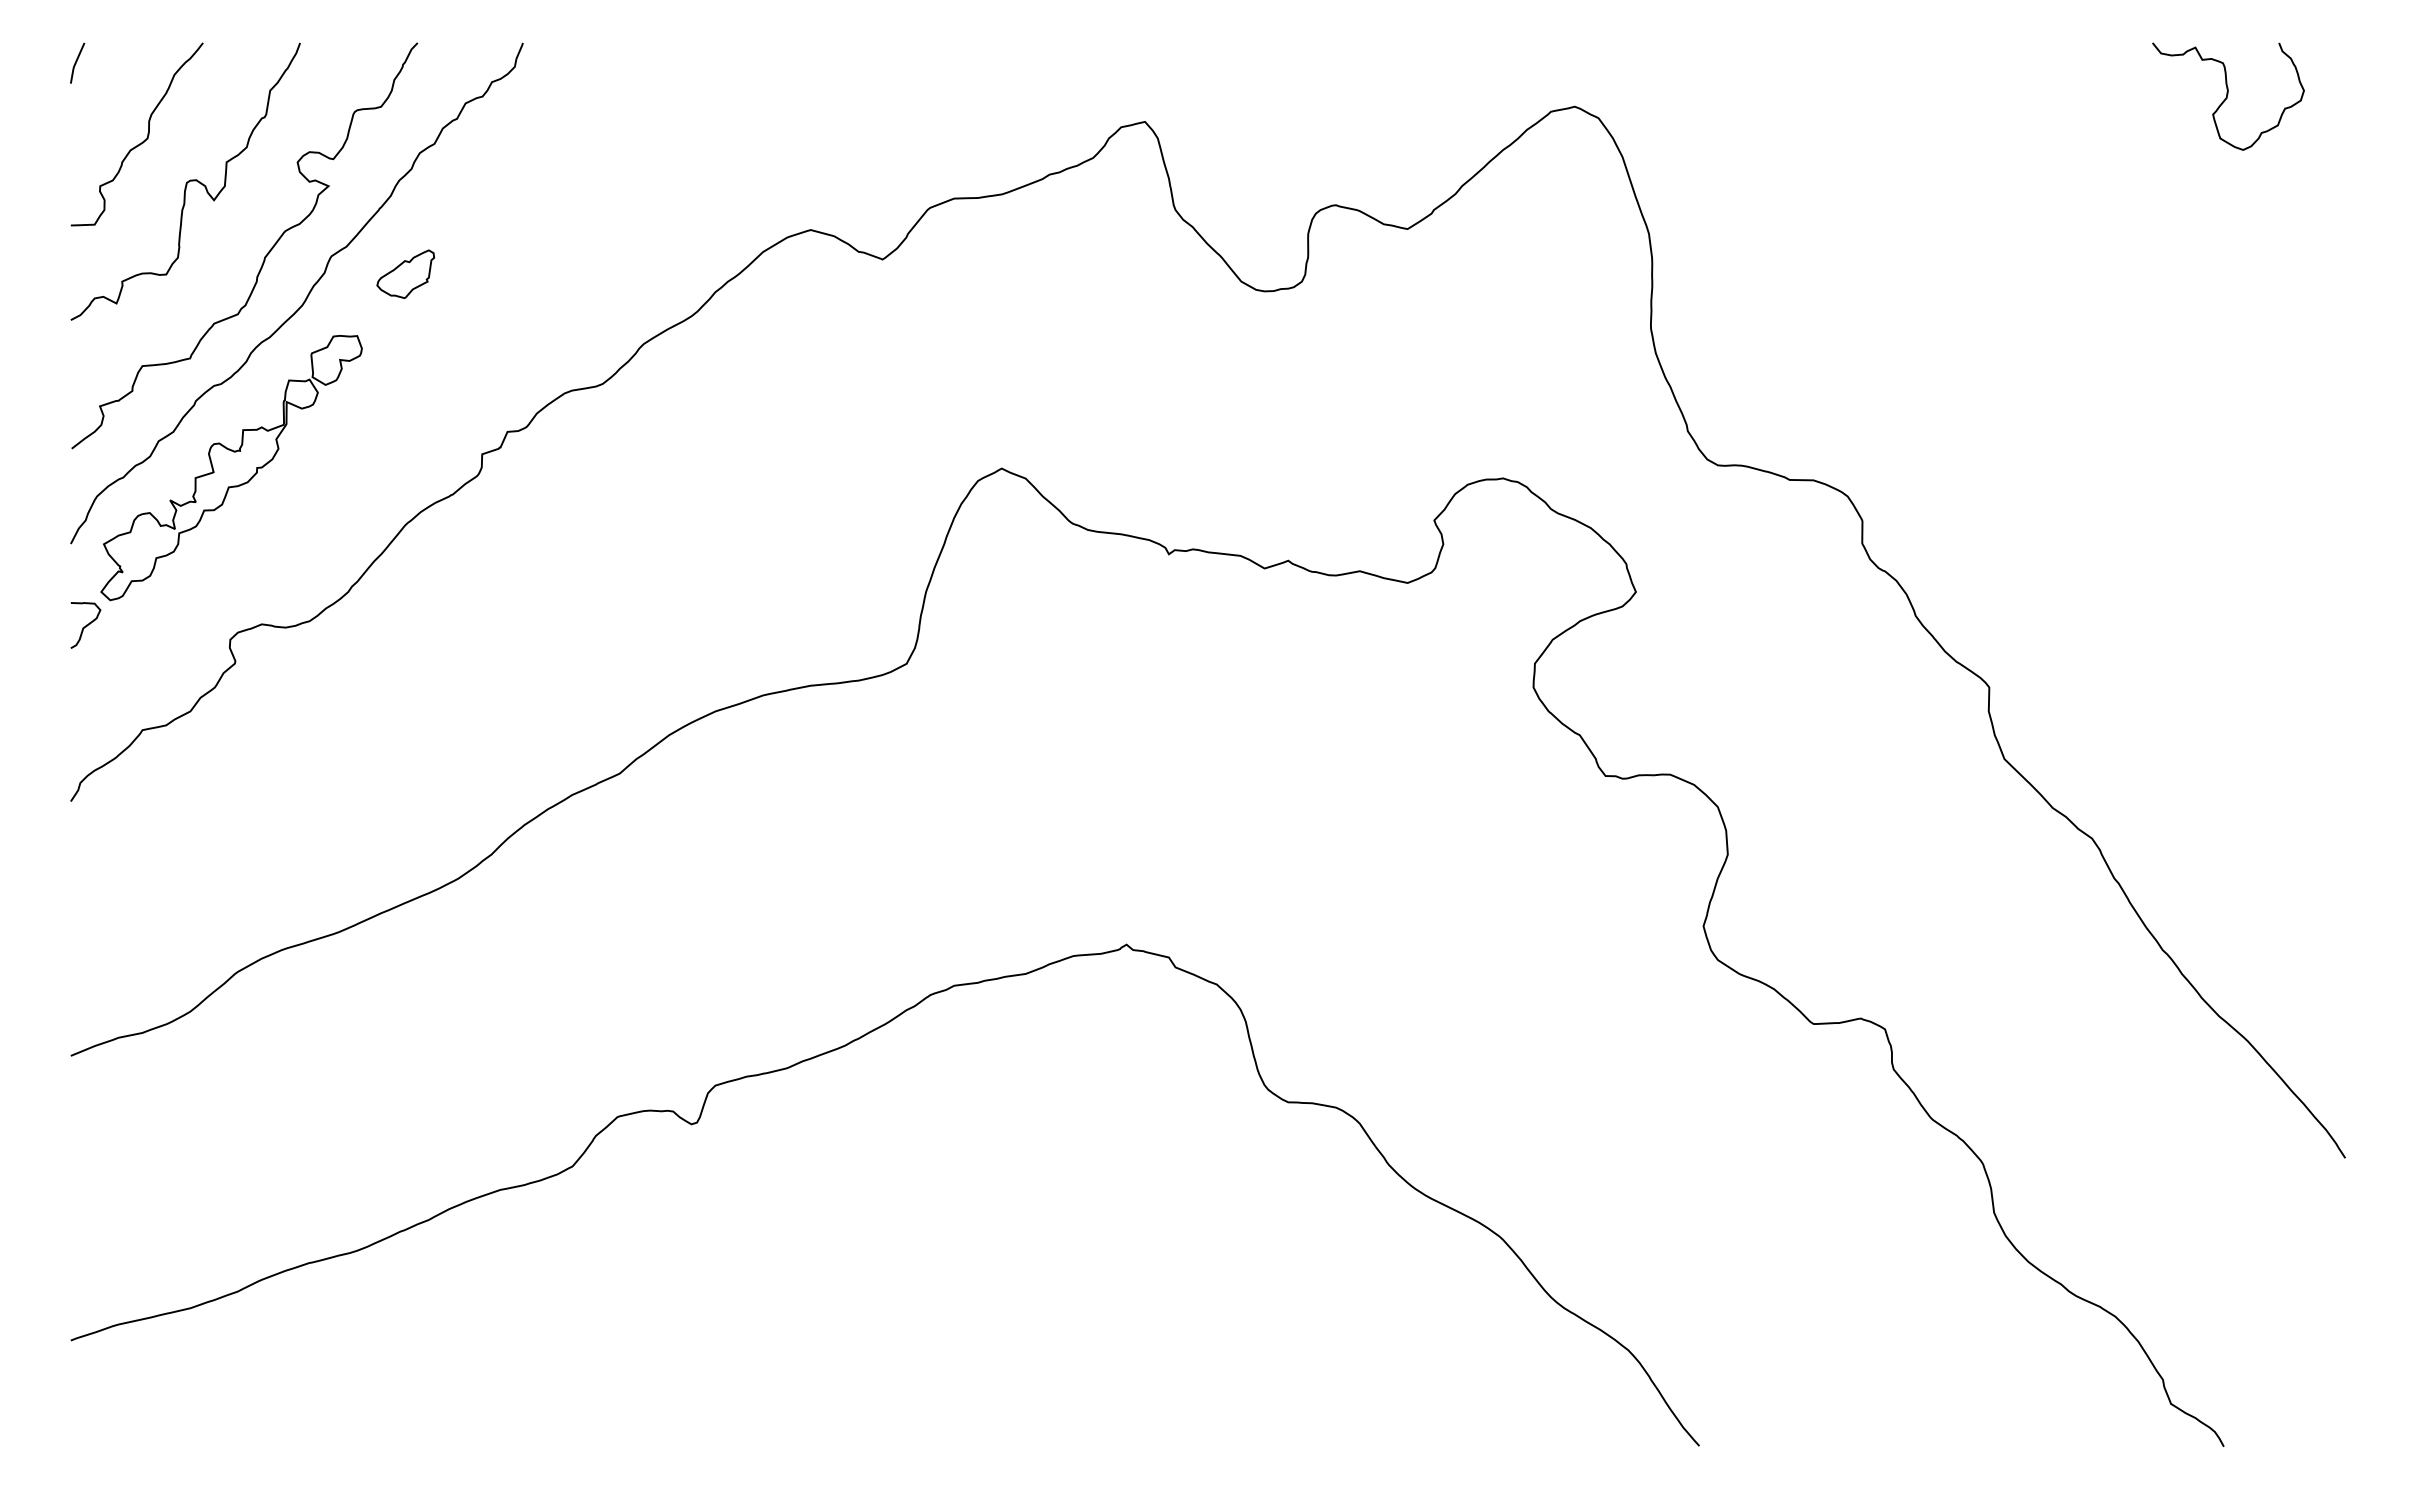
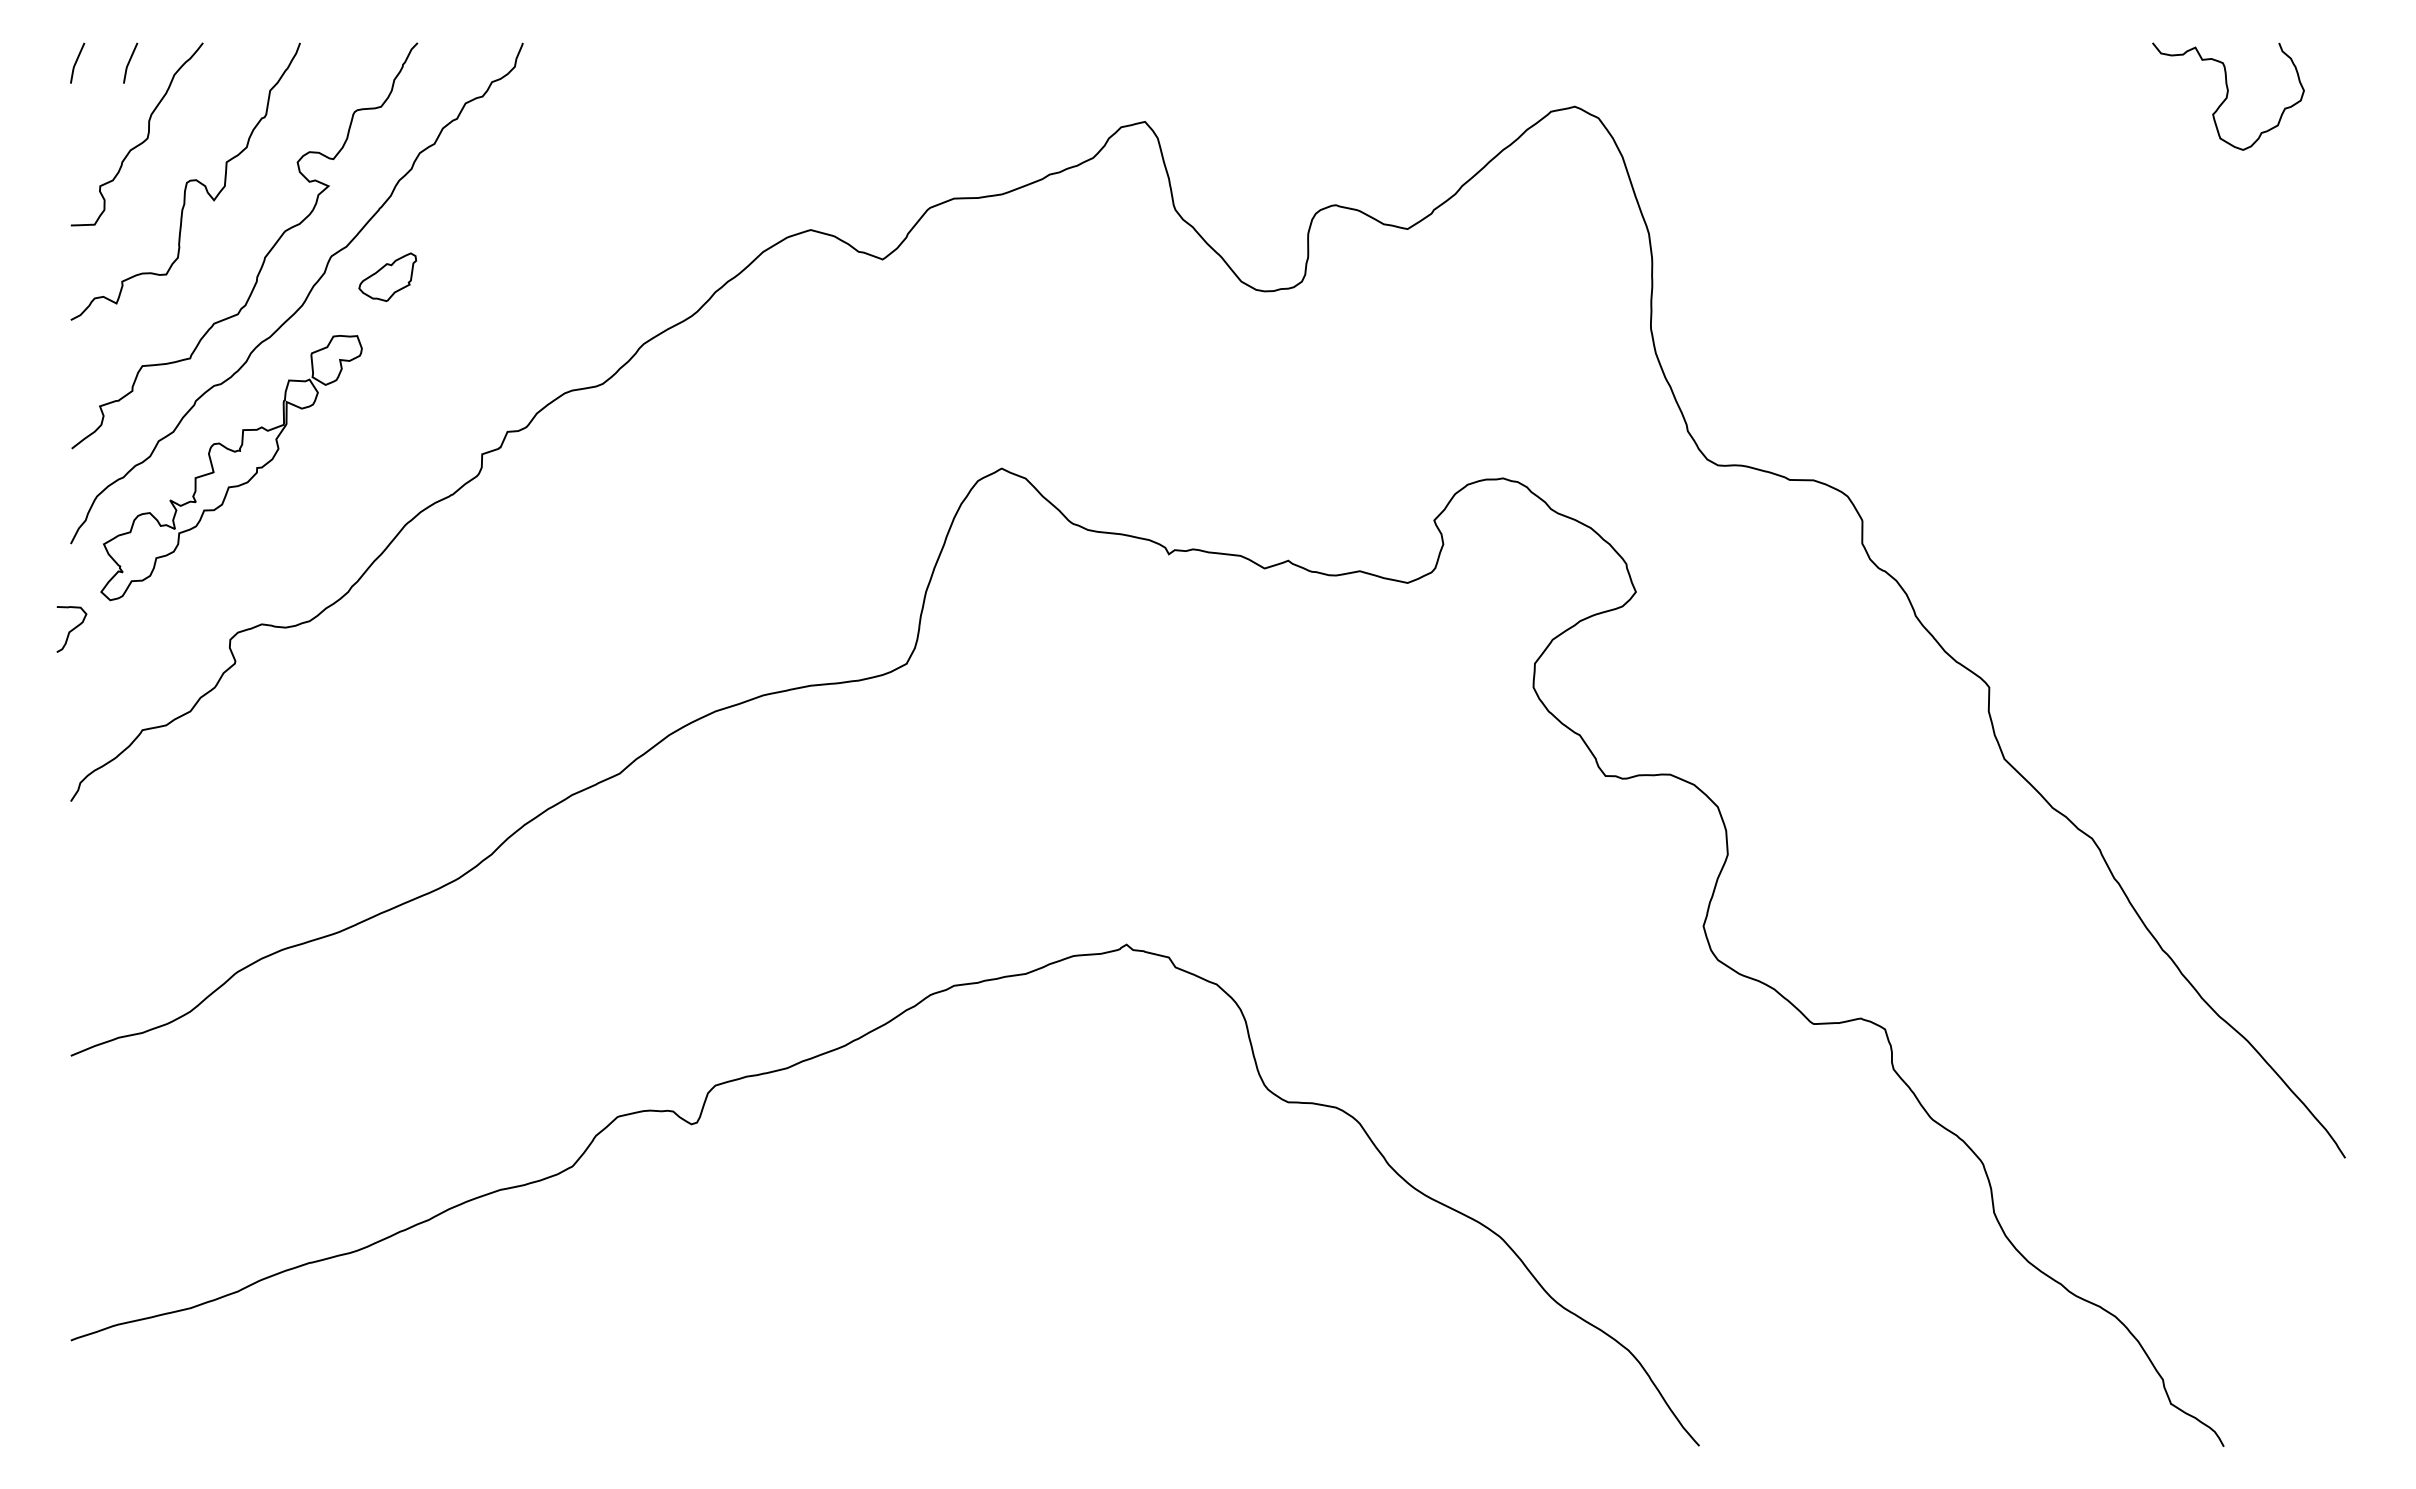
curve: none -> present (130, 61)
part position: (405, 273) -> (387, 276) (387, 276)
curve position: (85, 625) -> (71, 629) (71, 629)
